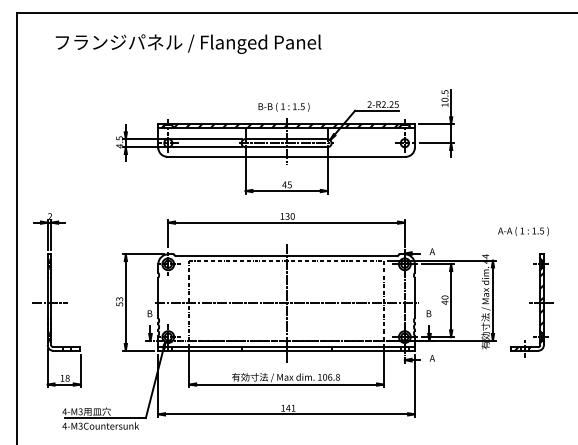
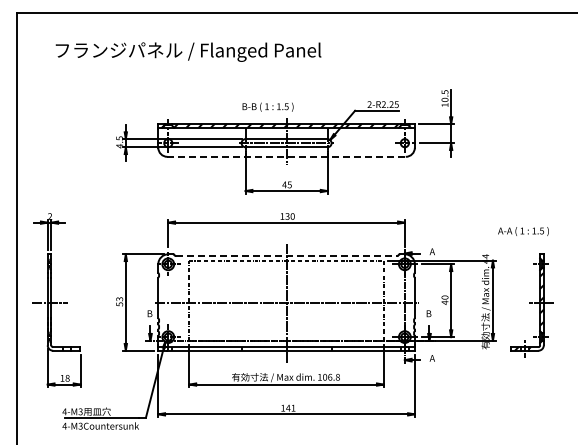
text position: (188, 43) -> (188, 51) (188, 51)
text position: (283, 106) -> (267, 106) (267, 106)
line: solid -> dashed (287, 156)
line: solid -> dashed (287, 256)
